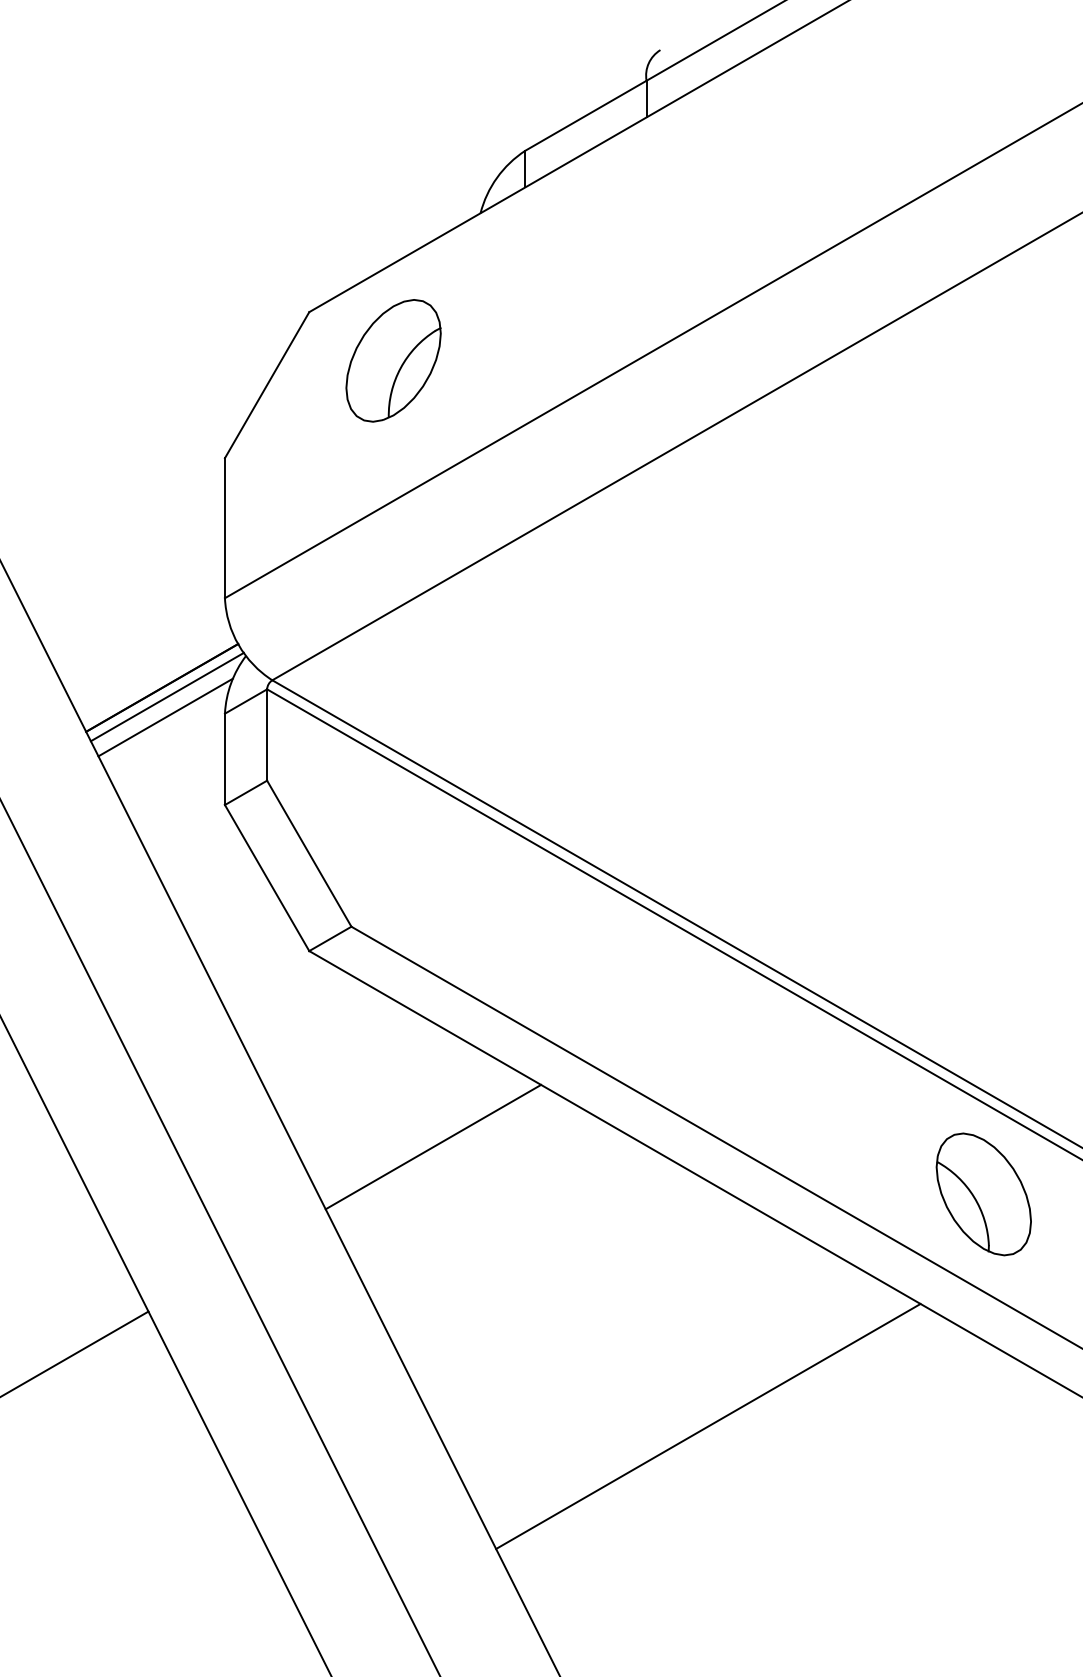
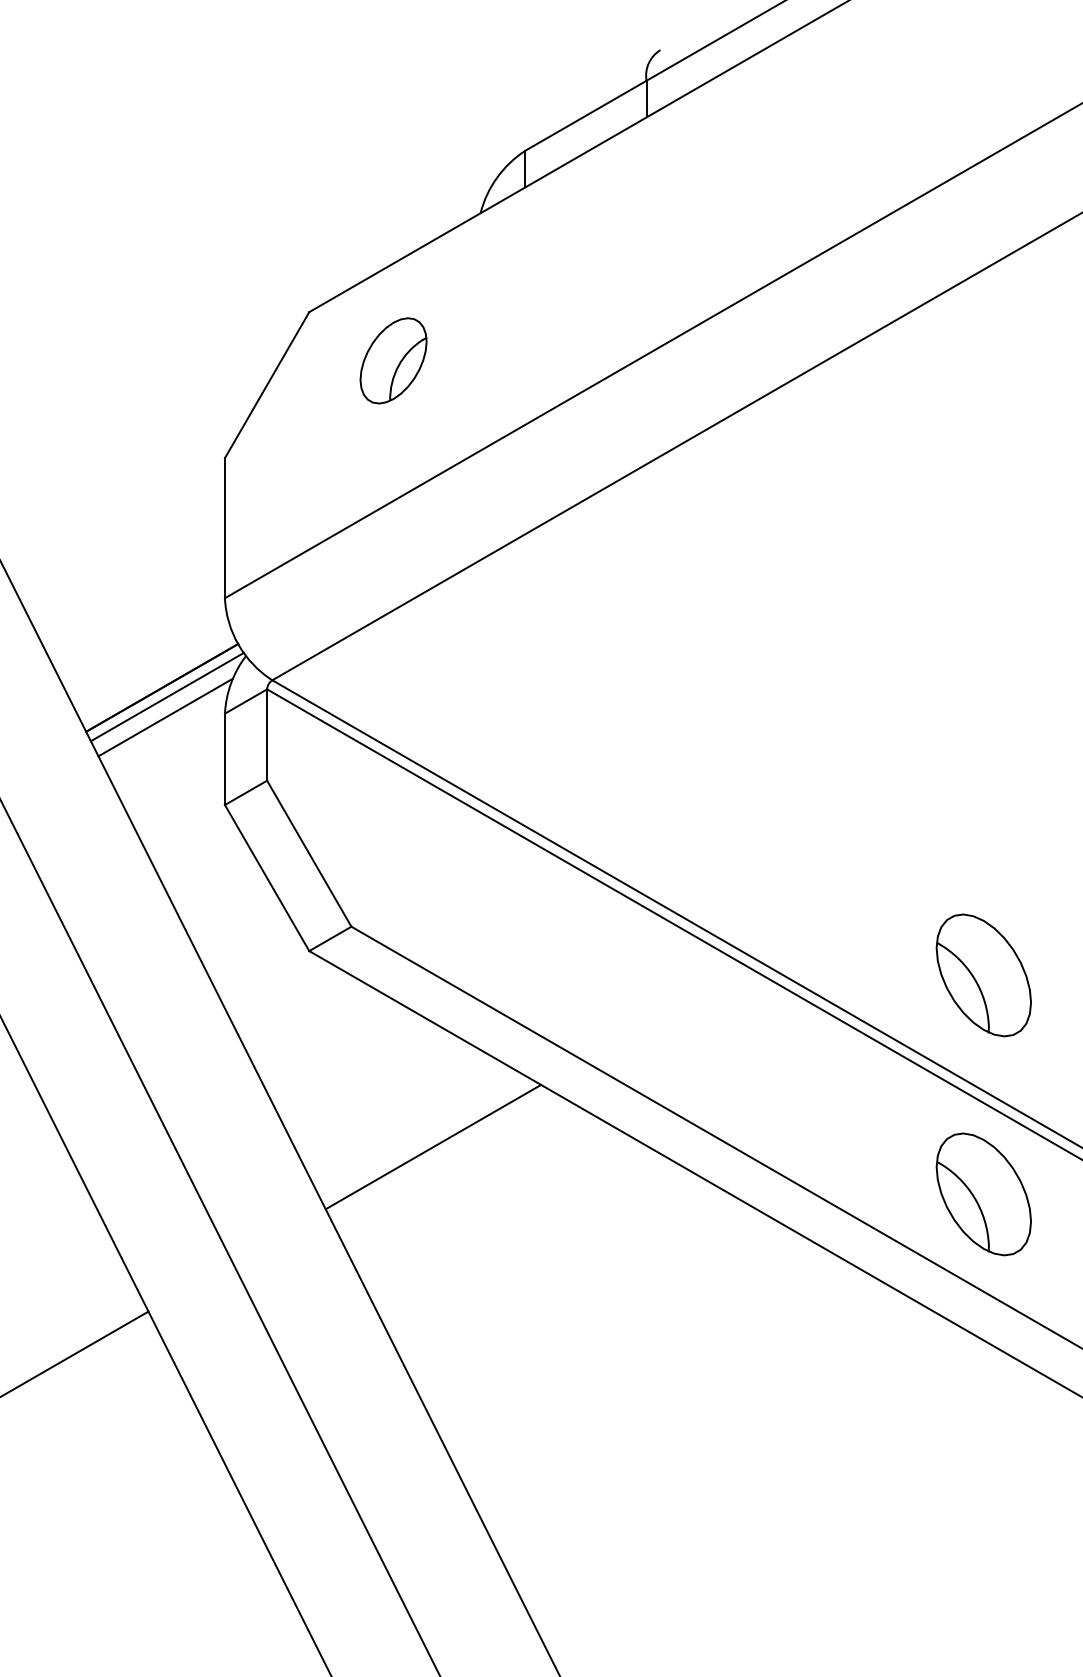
part size: 97x124 px -> 69x88 px (393, 360)
part: none -> present (983, 975)
line: present -> none (708, 1425)
